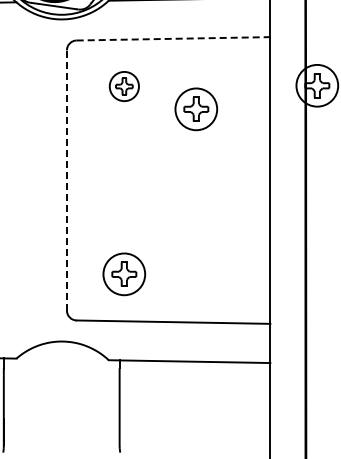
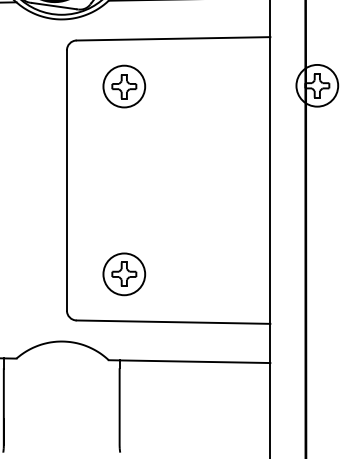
line: dashed -> solid (173, 38)
part size: 32x31 px -> 45x45 px (124, 86)
part: present -> none (196, 109)
line: dashed -> solid (66, 180)
